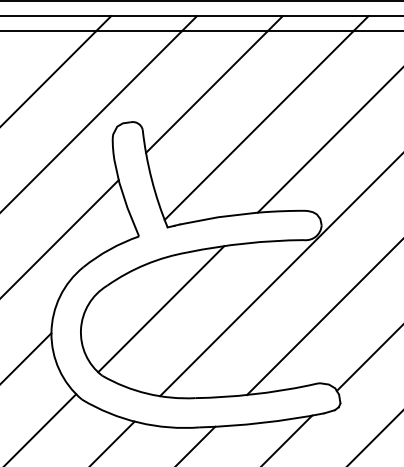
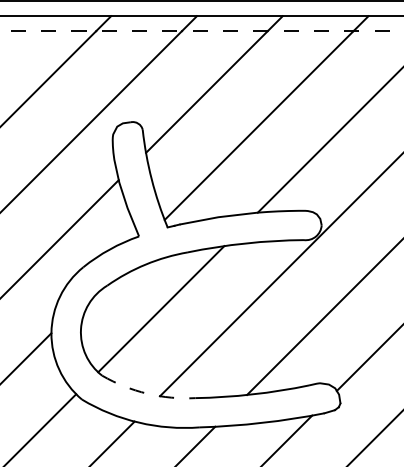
line: solid -> dashed (202, 31)
arc: solid -> dashed (147, 393)
